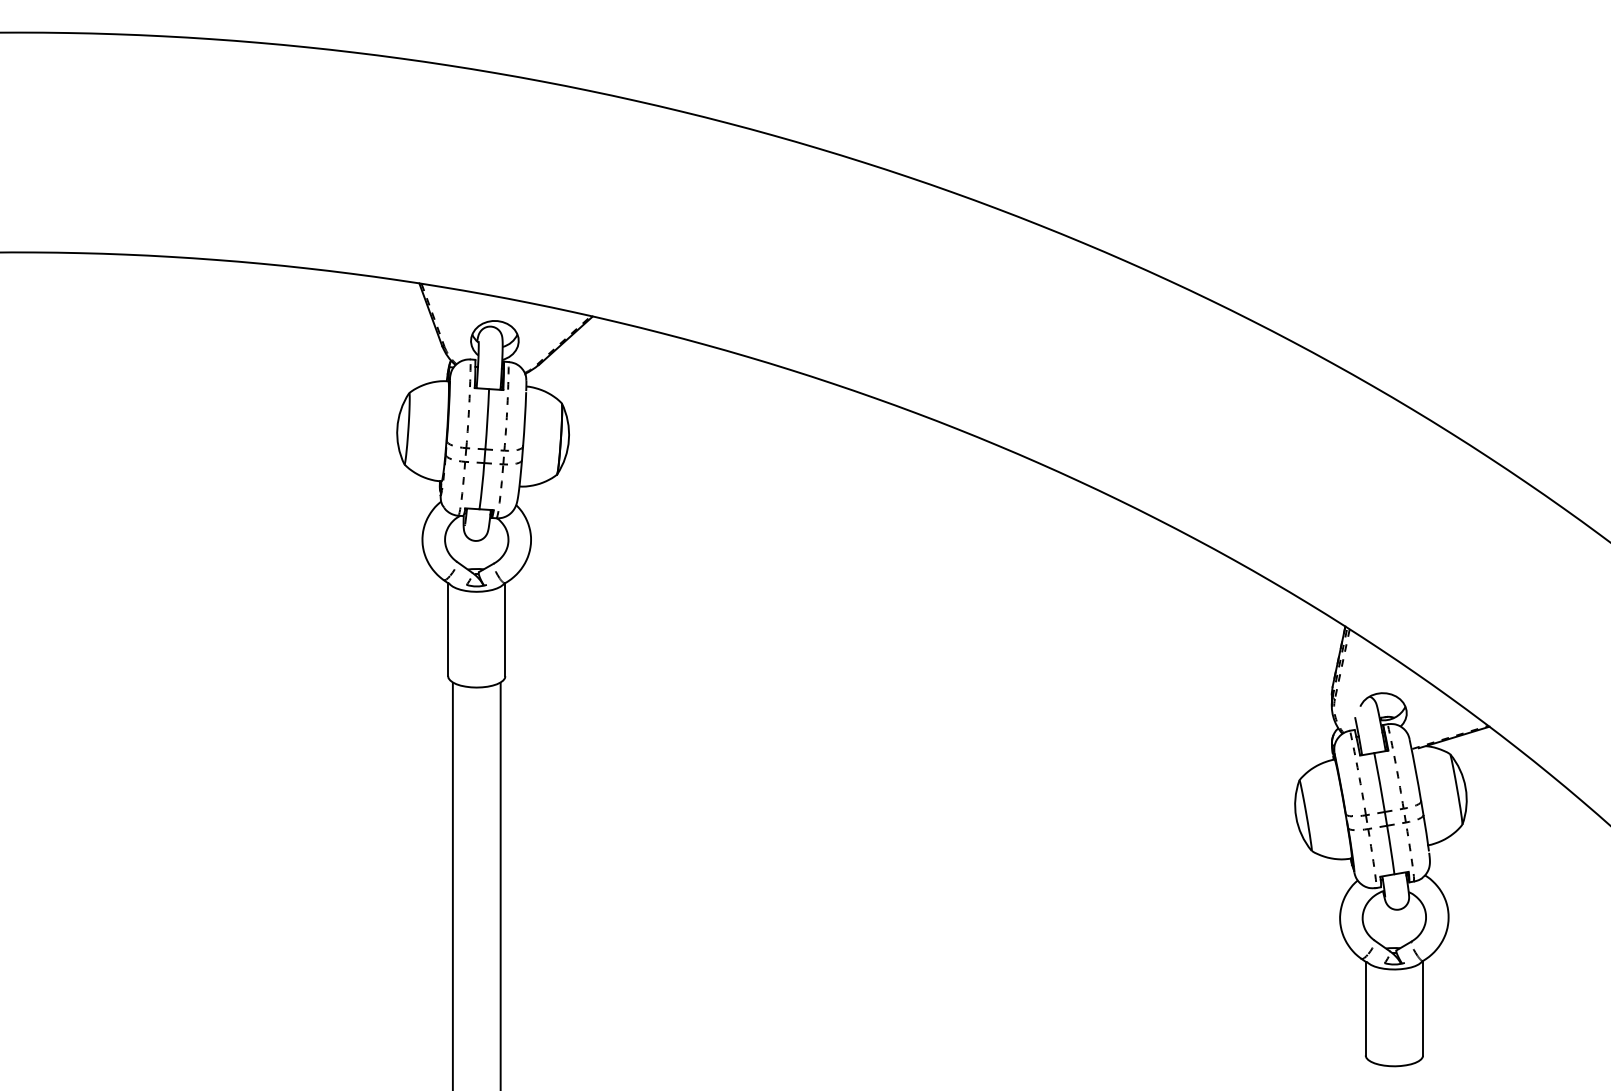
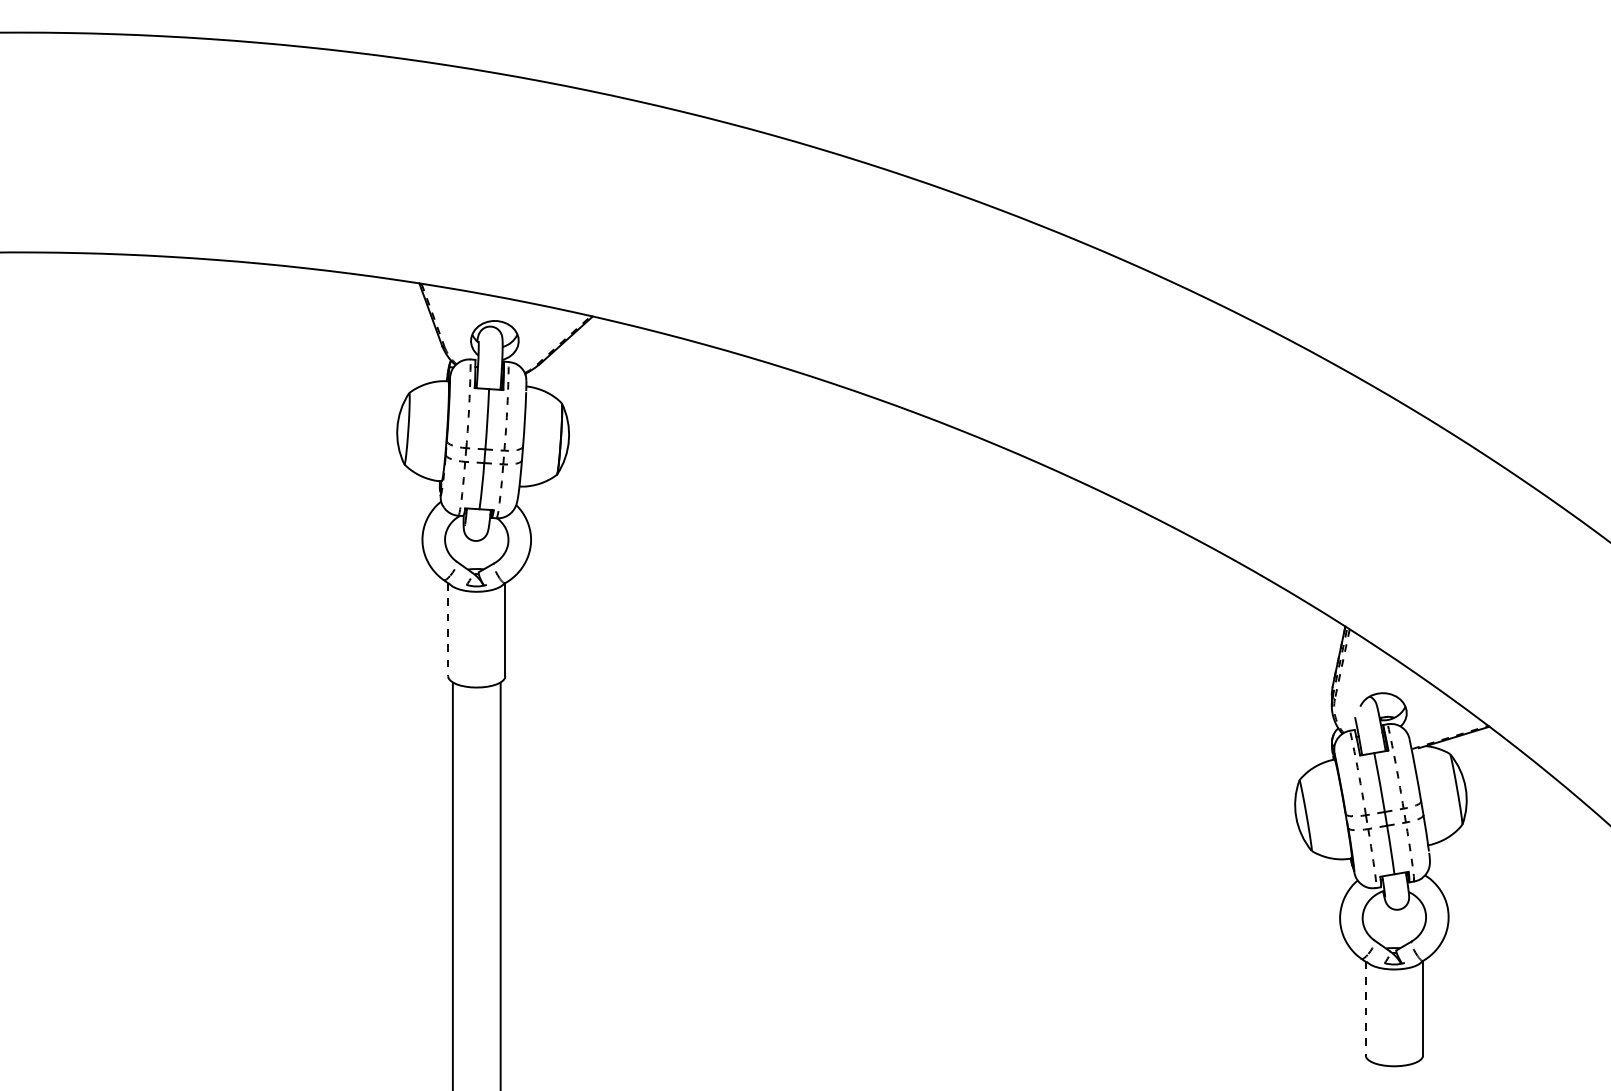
line: solid -> dashed (448, 630)
line: solid -> dashed (1365, 1008)
